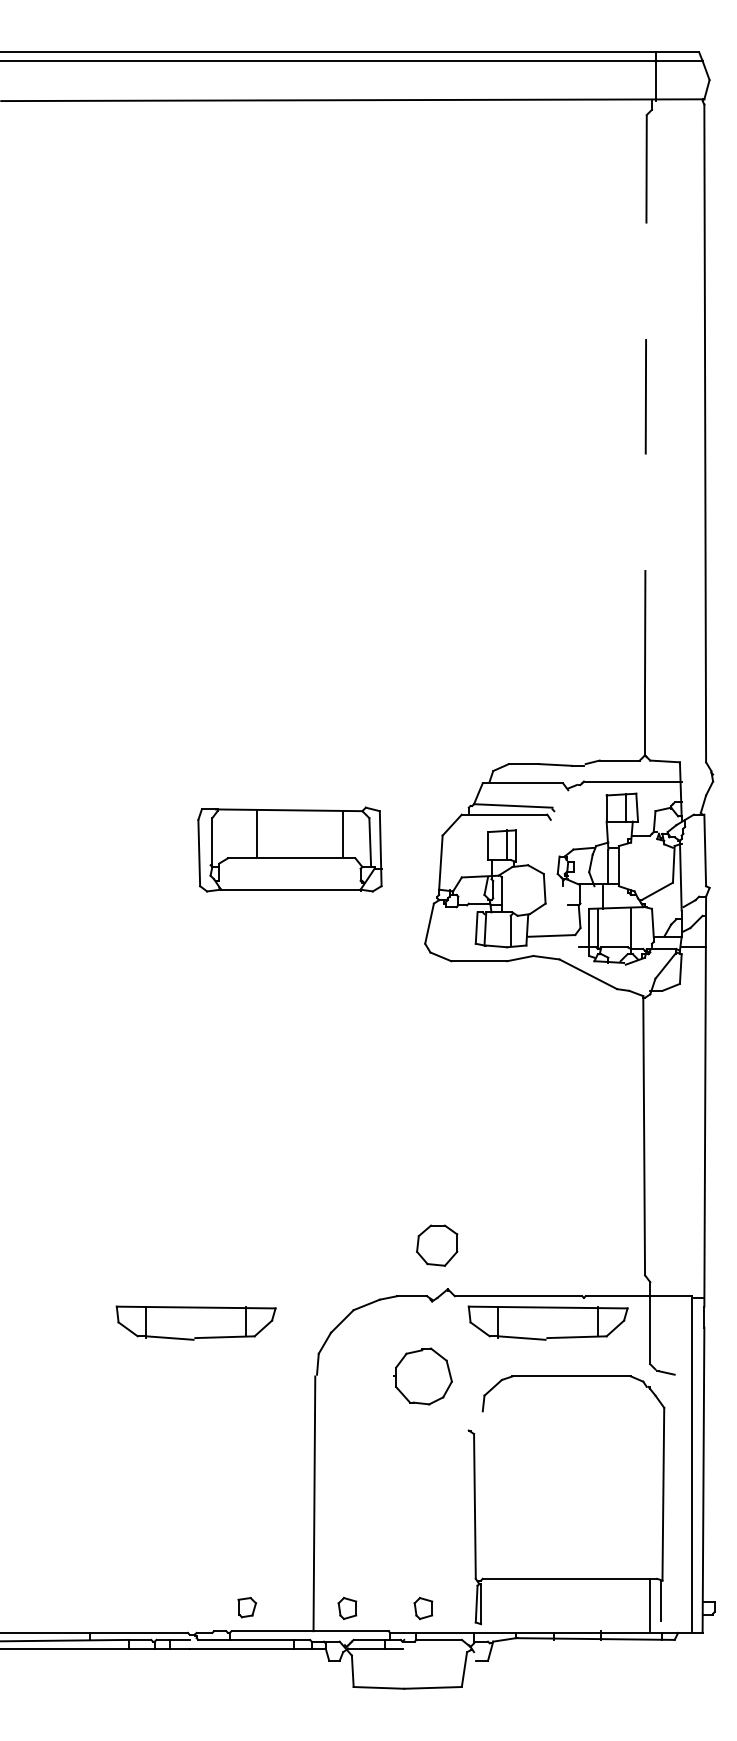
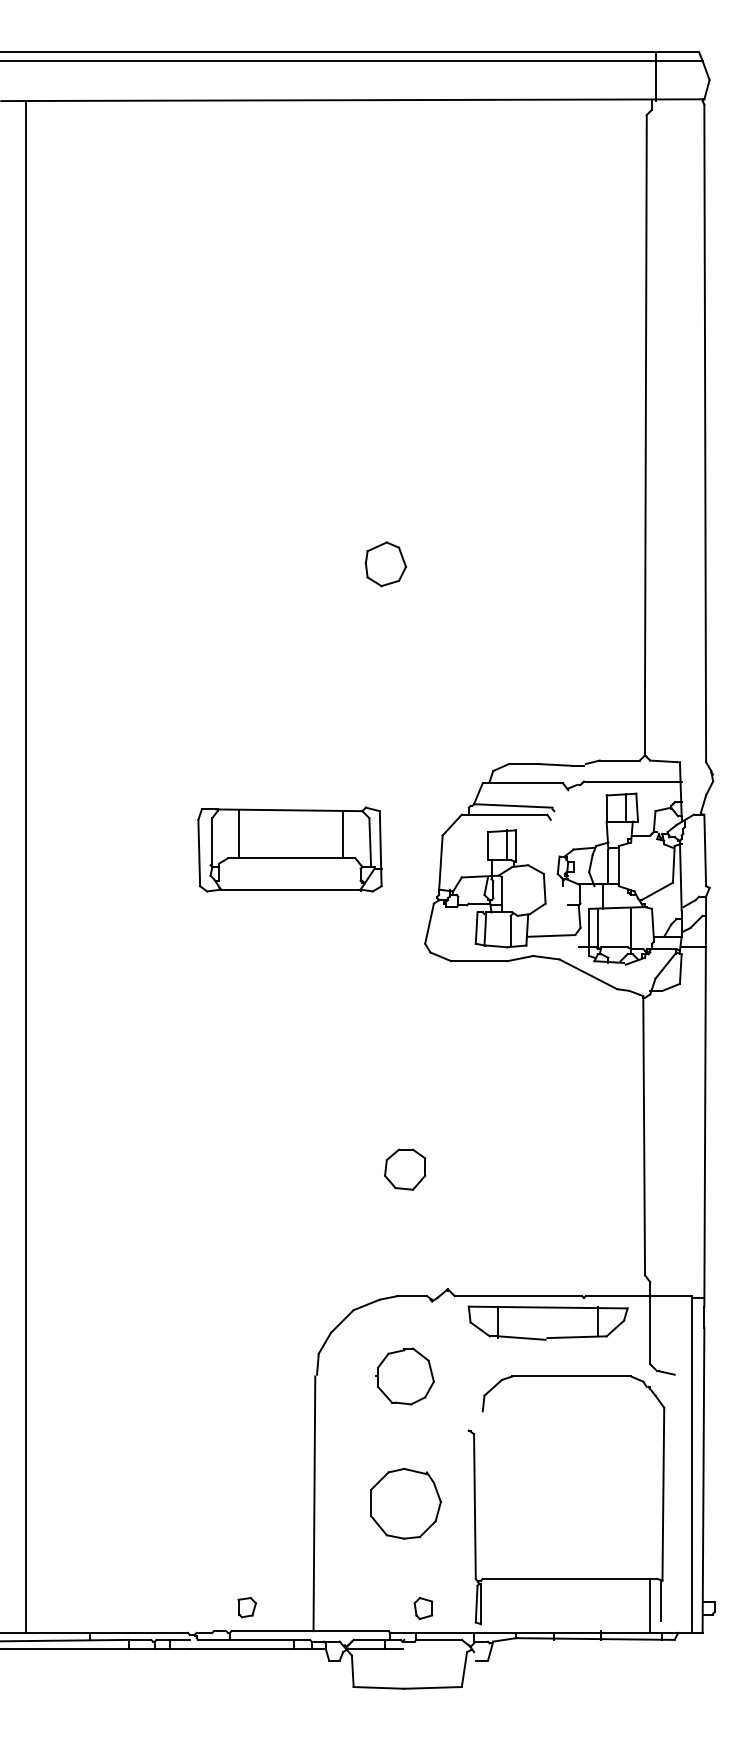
line: dashed -> solid (645, 399)
part: none -> present (385, 564)
line position: (256, 833) -> (238, 833) (238, 833)
line: none -> present (25, 866)
part position: (437, 1245) -> (405, 1169) (405, 1169)
part: present -> none (195, 1322)
part position: (422, 1376) -> (404, 1376) (404, 1376)
part: none -> present (405, 1503)
part: present -> none (347, 1608)
